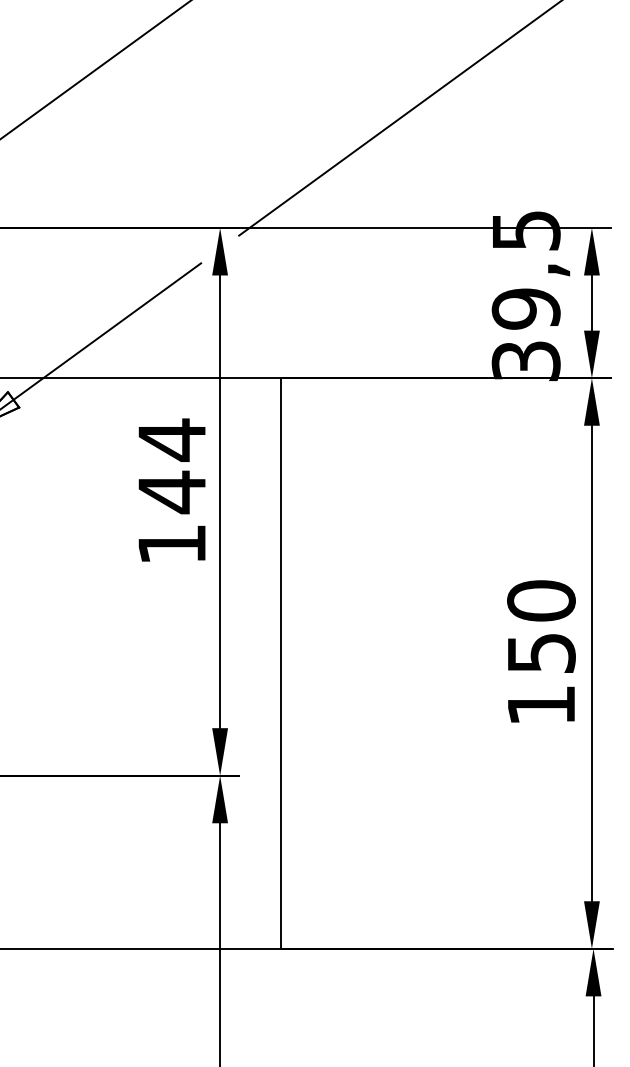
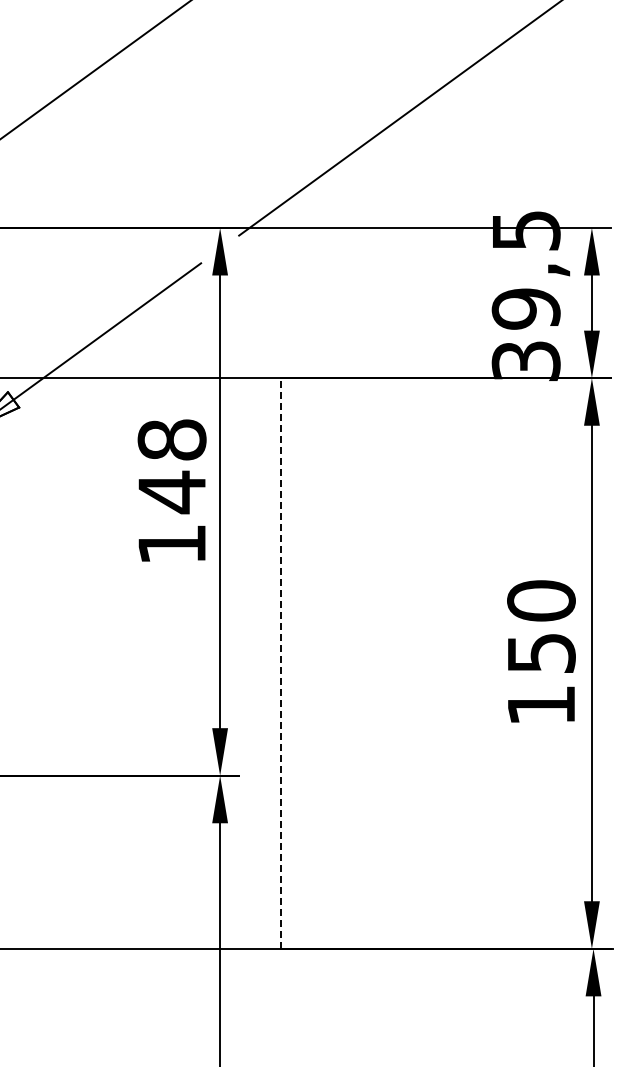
text: 144 -> 148 (171, 439)
line: solid -> dashed (280, 663)
